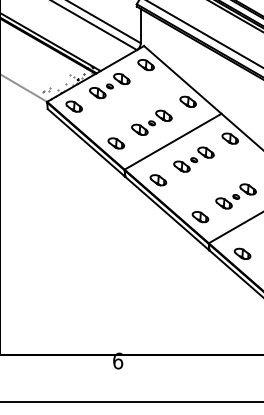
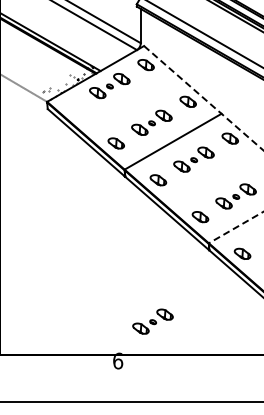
line: solid -> dashed (204, 98)
part: present -> none (73, 106)
line: solid -> dashed (235, 227)
part: none -> present (152, 321)
